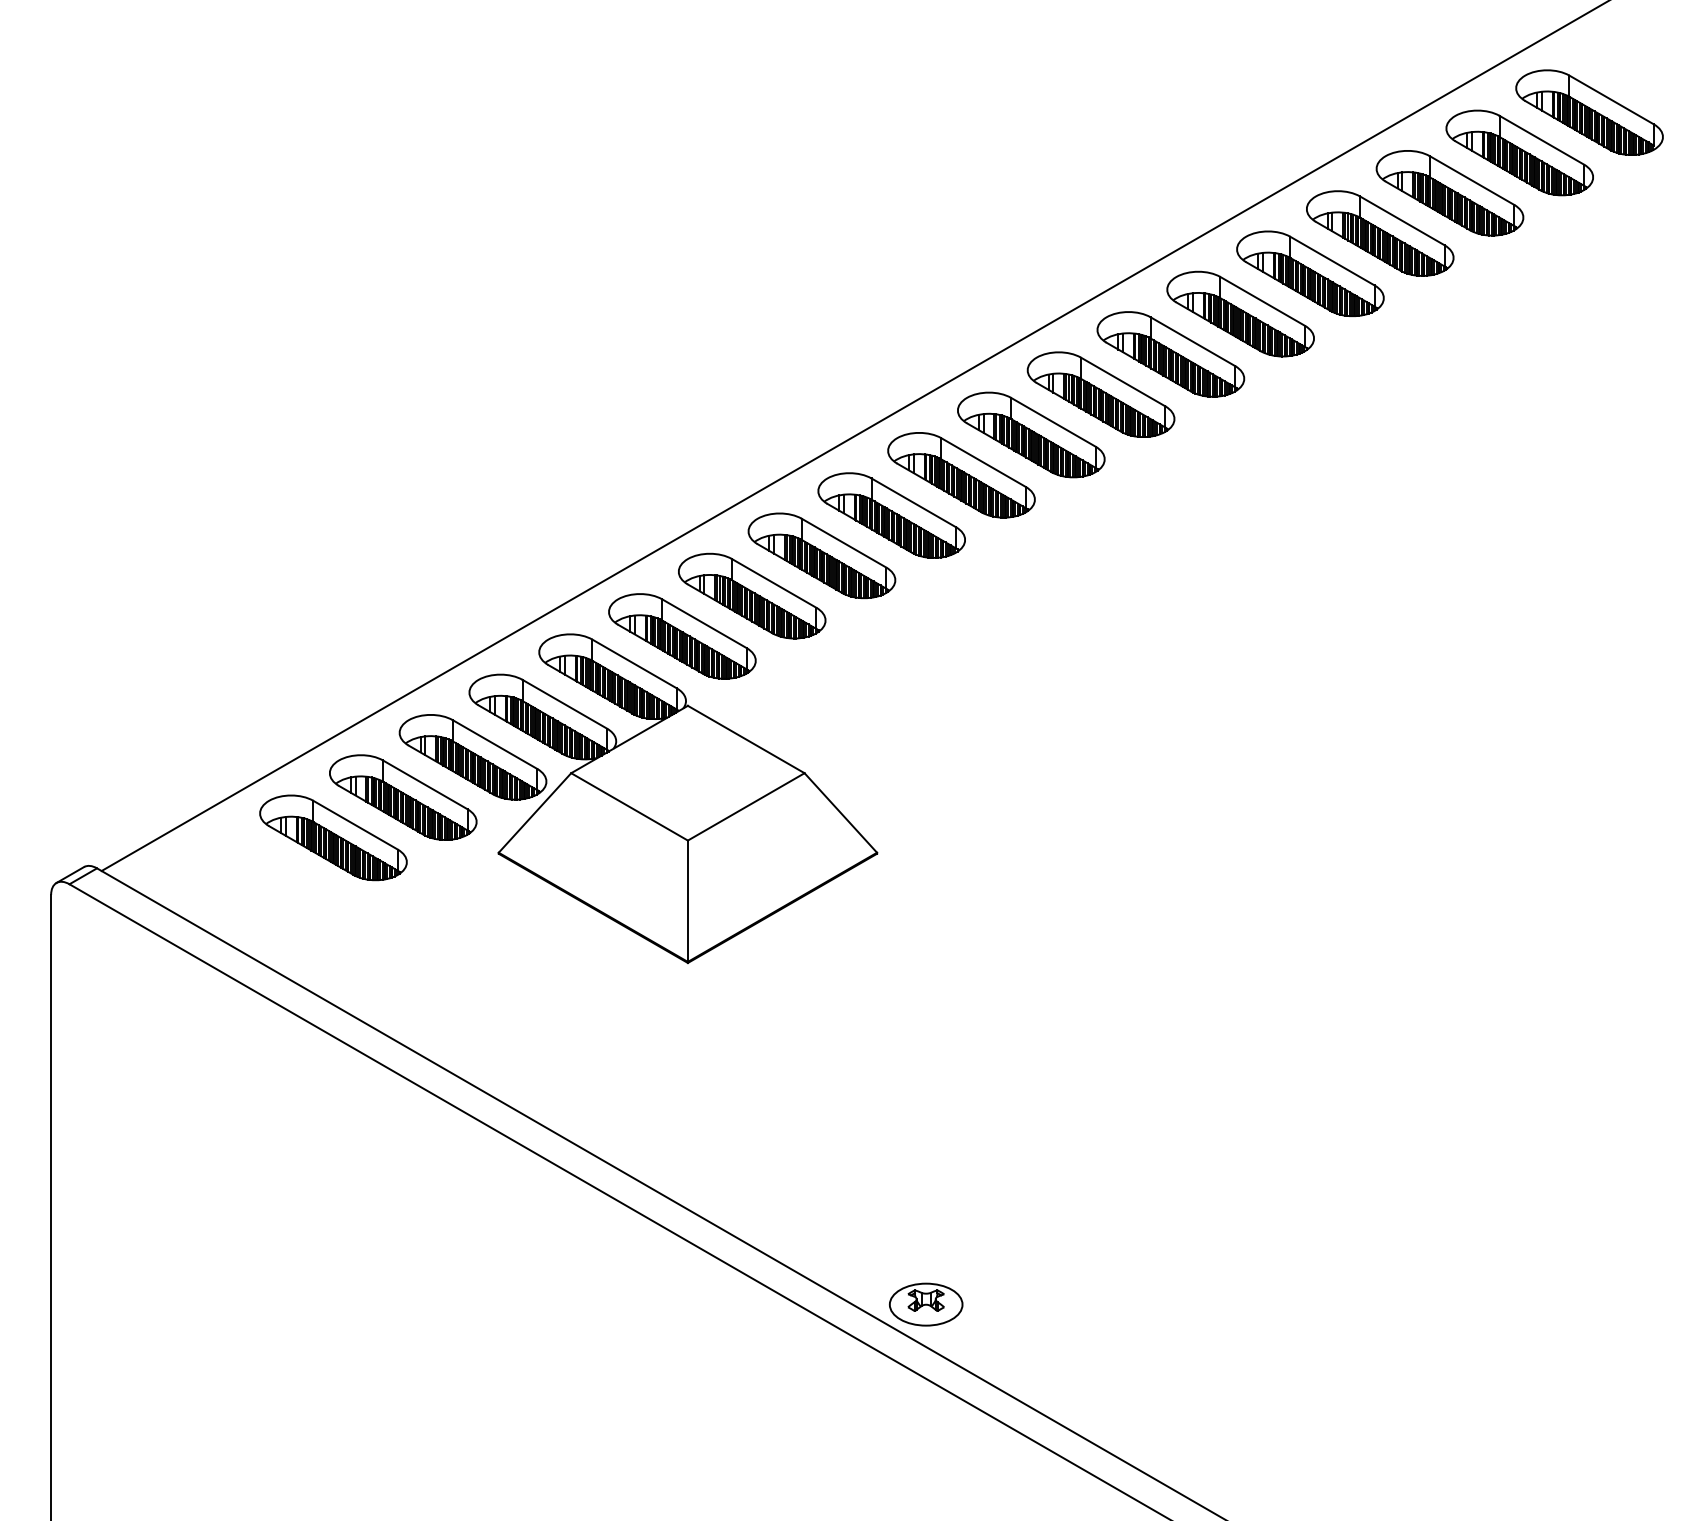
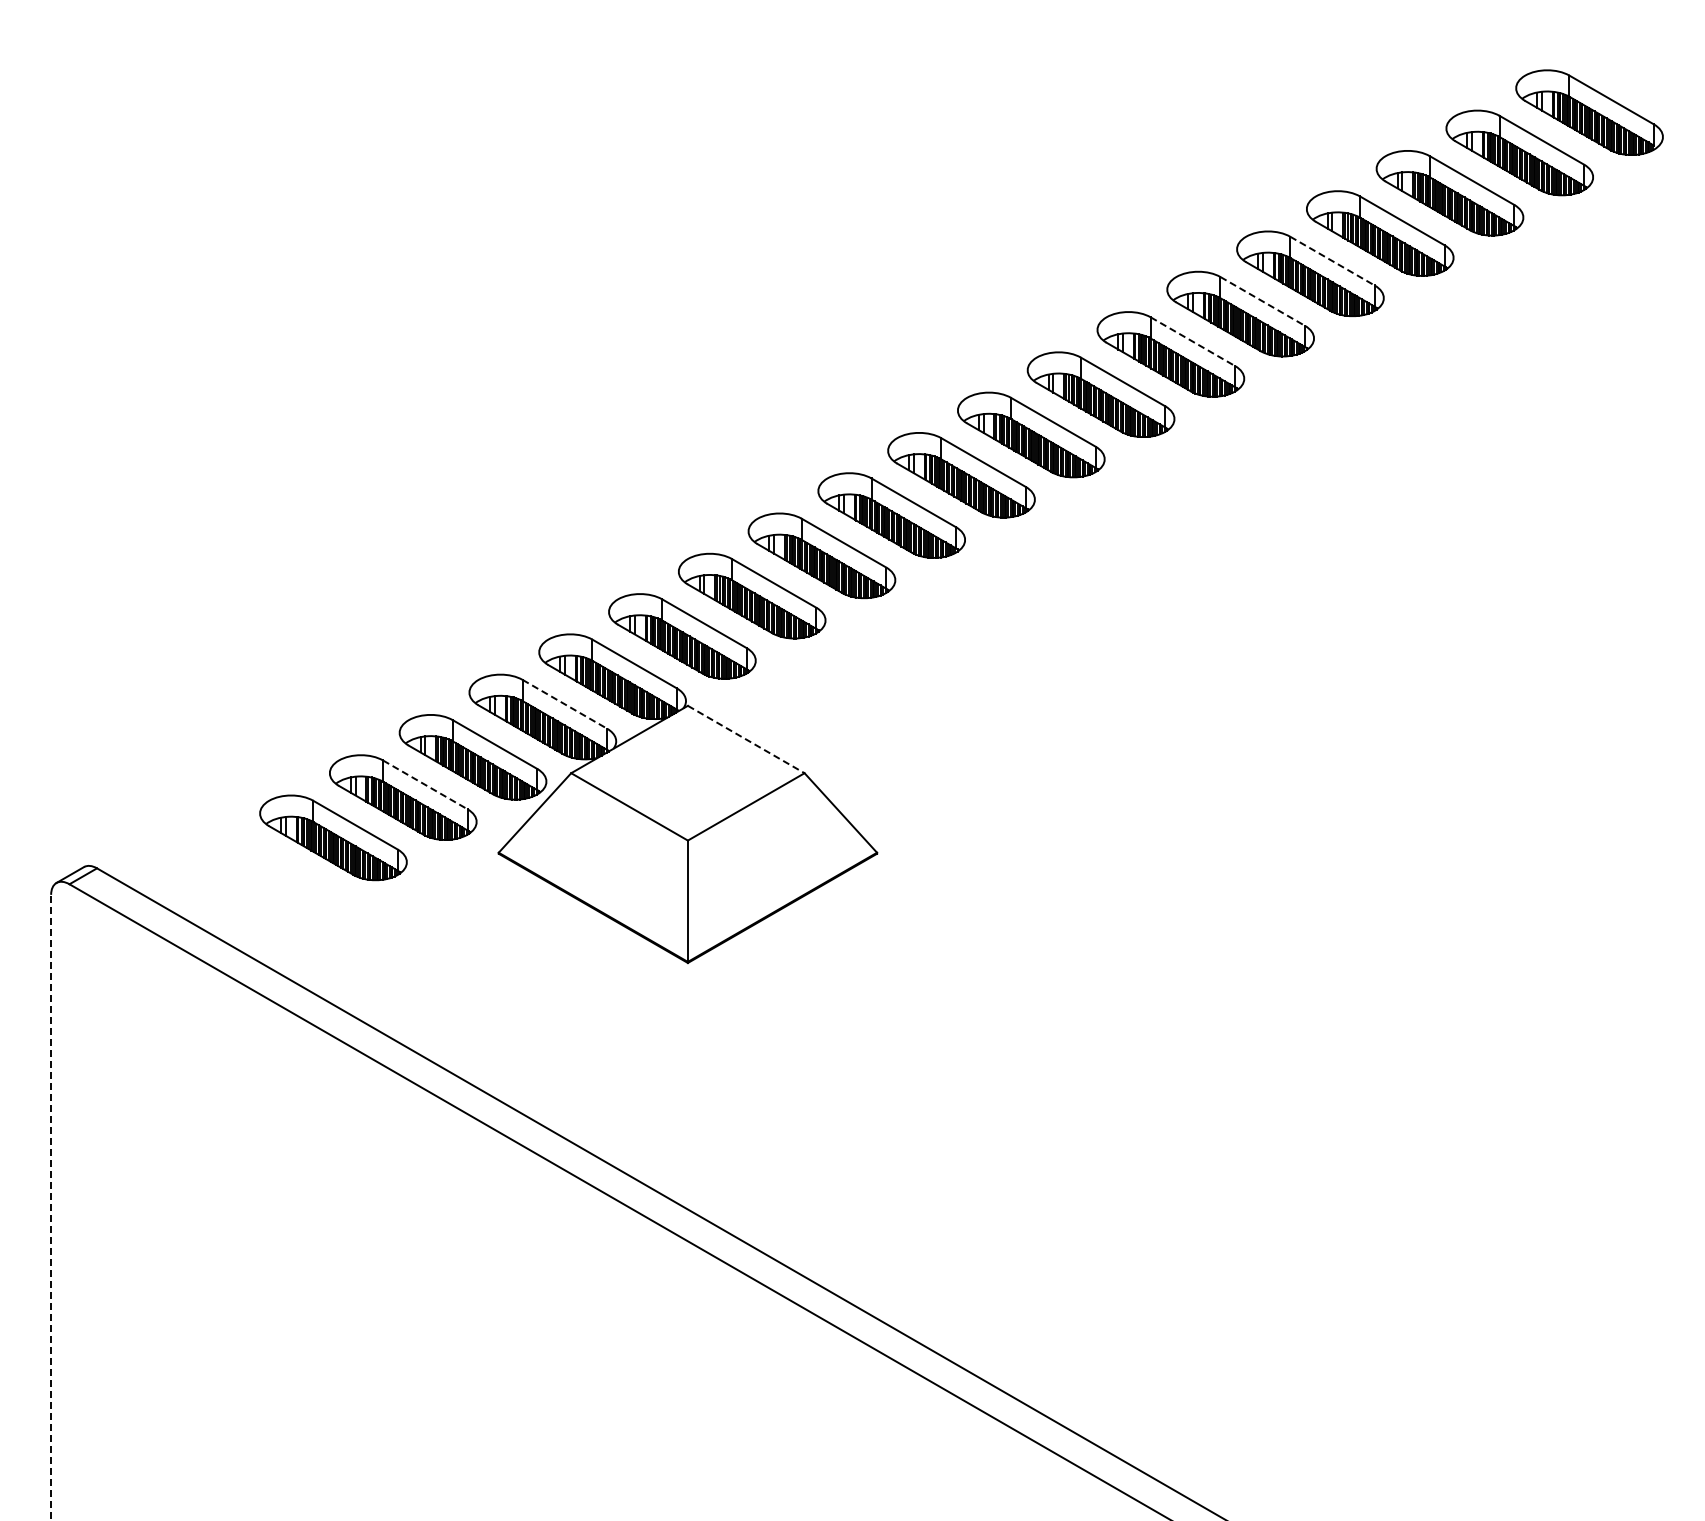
line: solid -> dashed (1332, 261)
line: solid -> dashed (1262, 301)
line: solid -> dashed (1192, 341)
line: present -> none (853, 436)
line: solid -> dashed (564, 704)
line: solid -> dashed (746, 739)
line: solid -> dashed (425, 784)
line: solid -> dashed (51, 1207)
part: present -> none (926, 1304)
